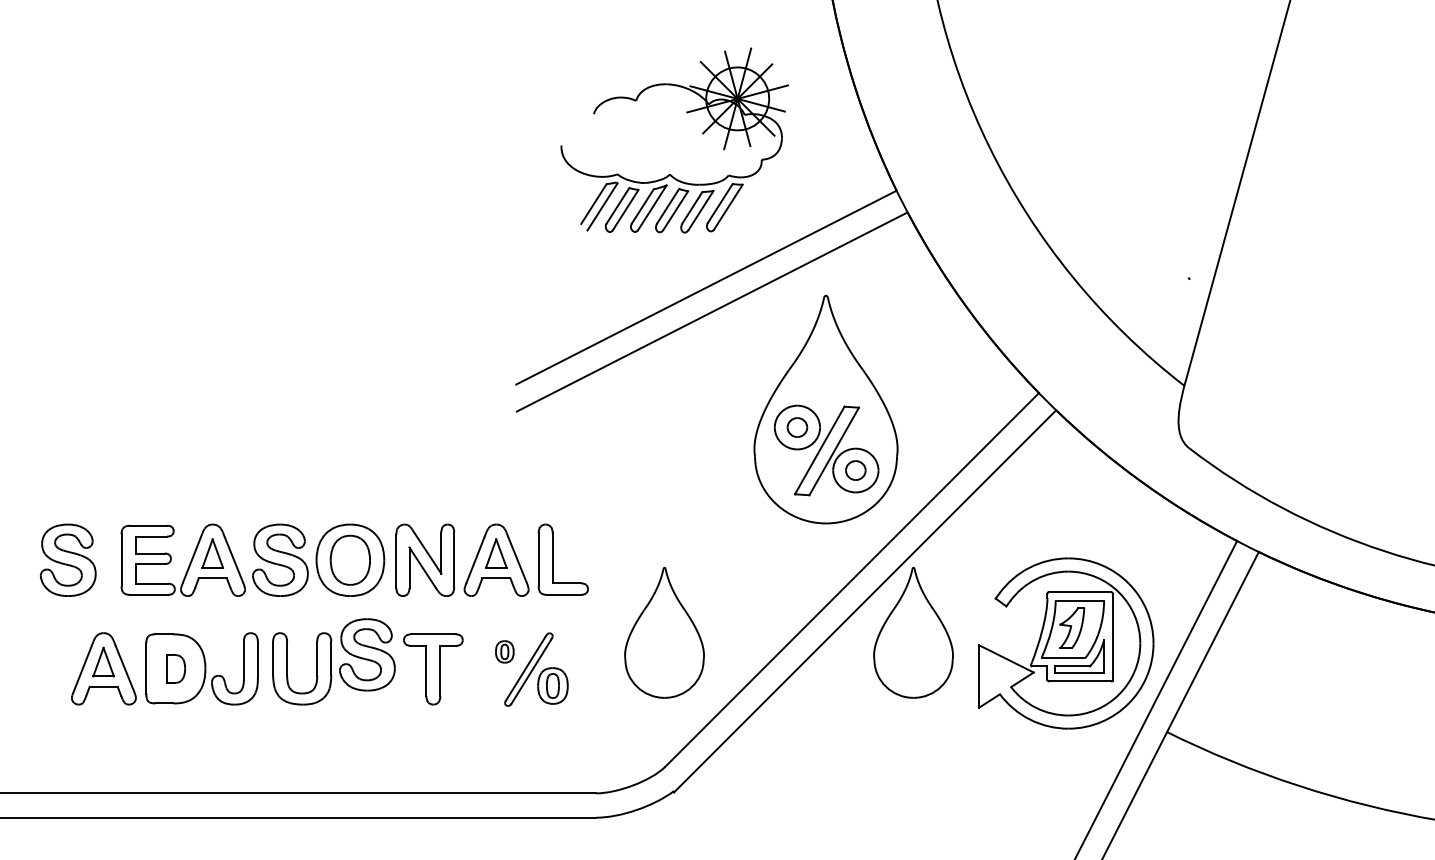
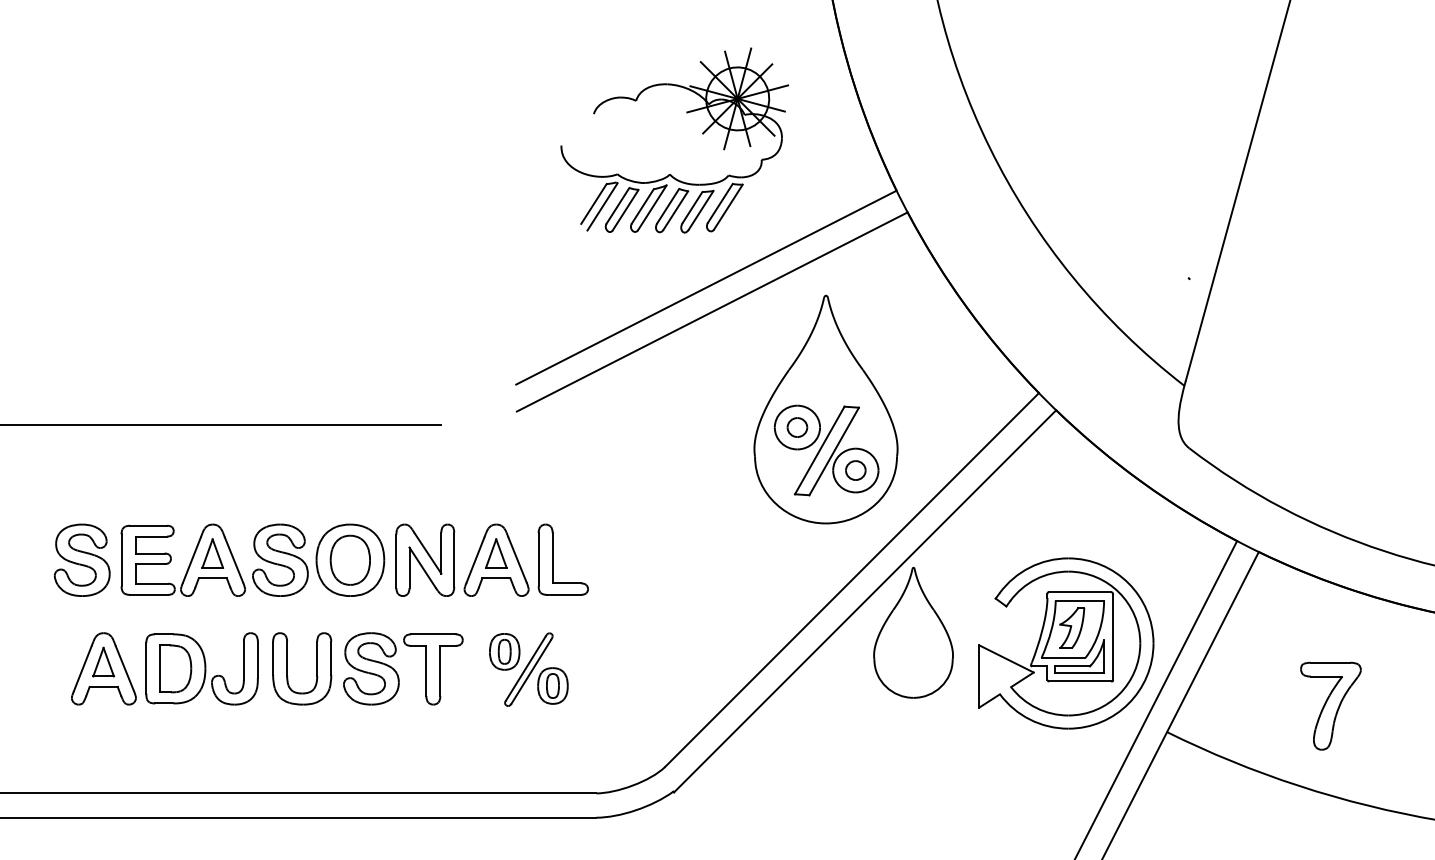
line: none -> present (221, 424)
part position: (67, 559) -> (81, 559) (81, 559)
part: present -> none (664, 632)
part size: 20x24 px -> 32x38 px (504, 651)
part position: (367, 654) -> (371, 668) (371, 668)
part size: 20x30 px -> 34x50 px (175, 668)
part: none -> present (1330, 705)
